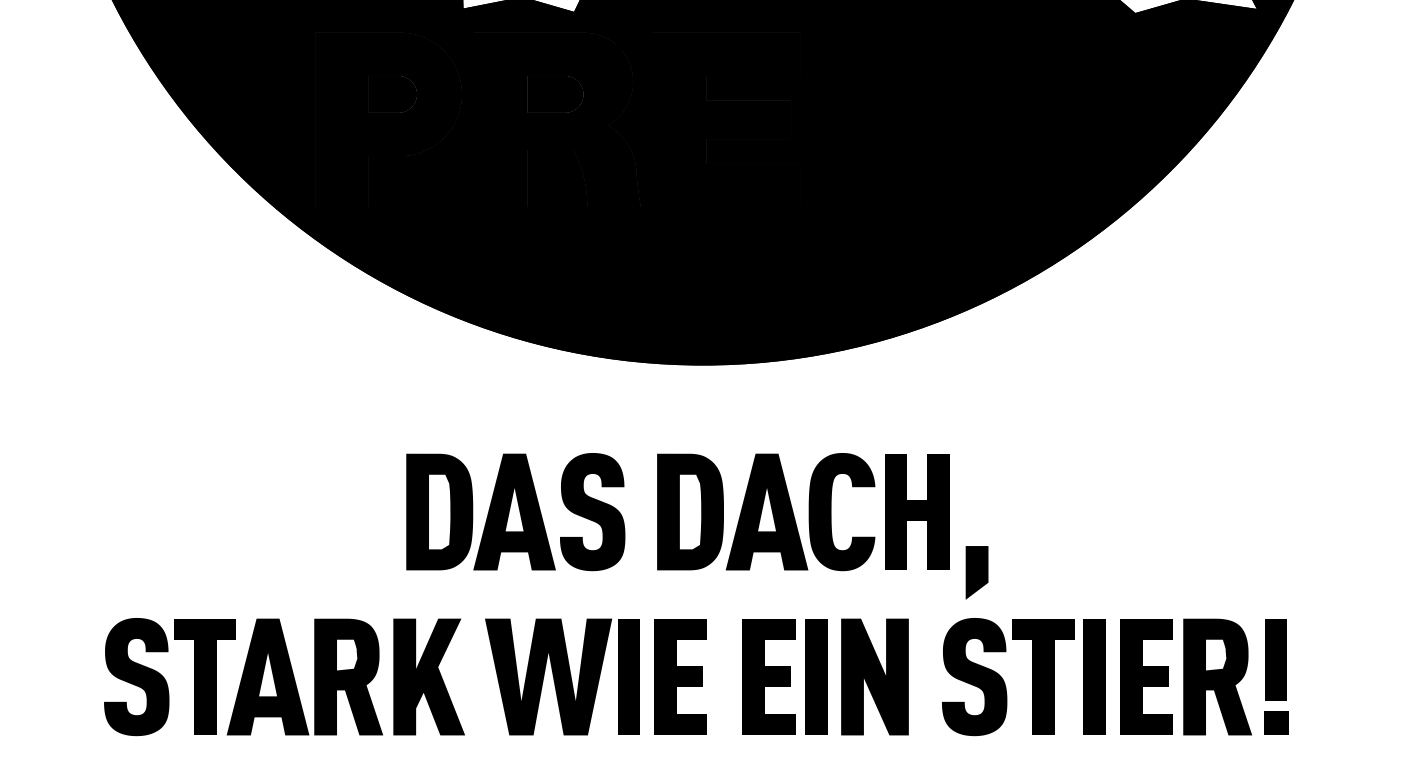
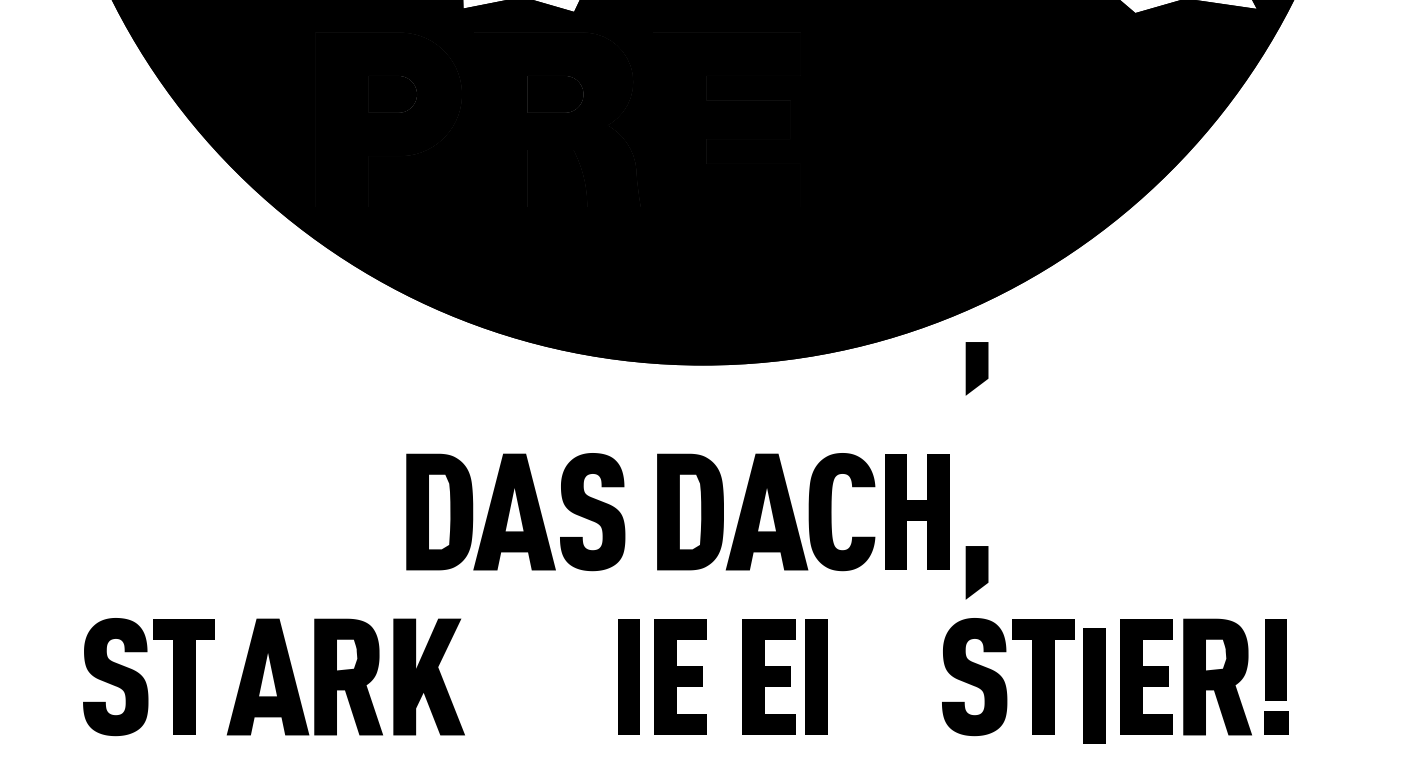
part: none -> present (976, 368)
fill: present -> none (548, 676)
fill: present -> none (874, 676)
part position: (1094, 676) -> (1094, 685) (1094, 685)
part position: (169, 677) -> (148, 677) (148, 677)
